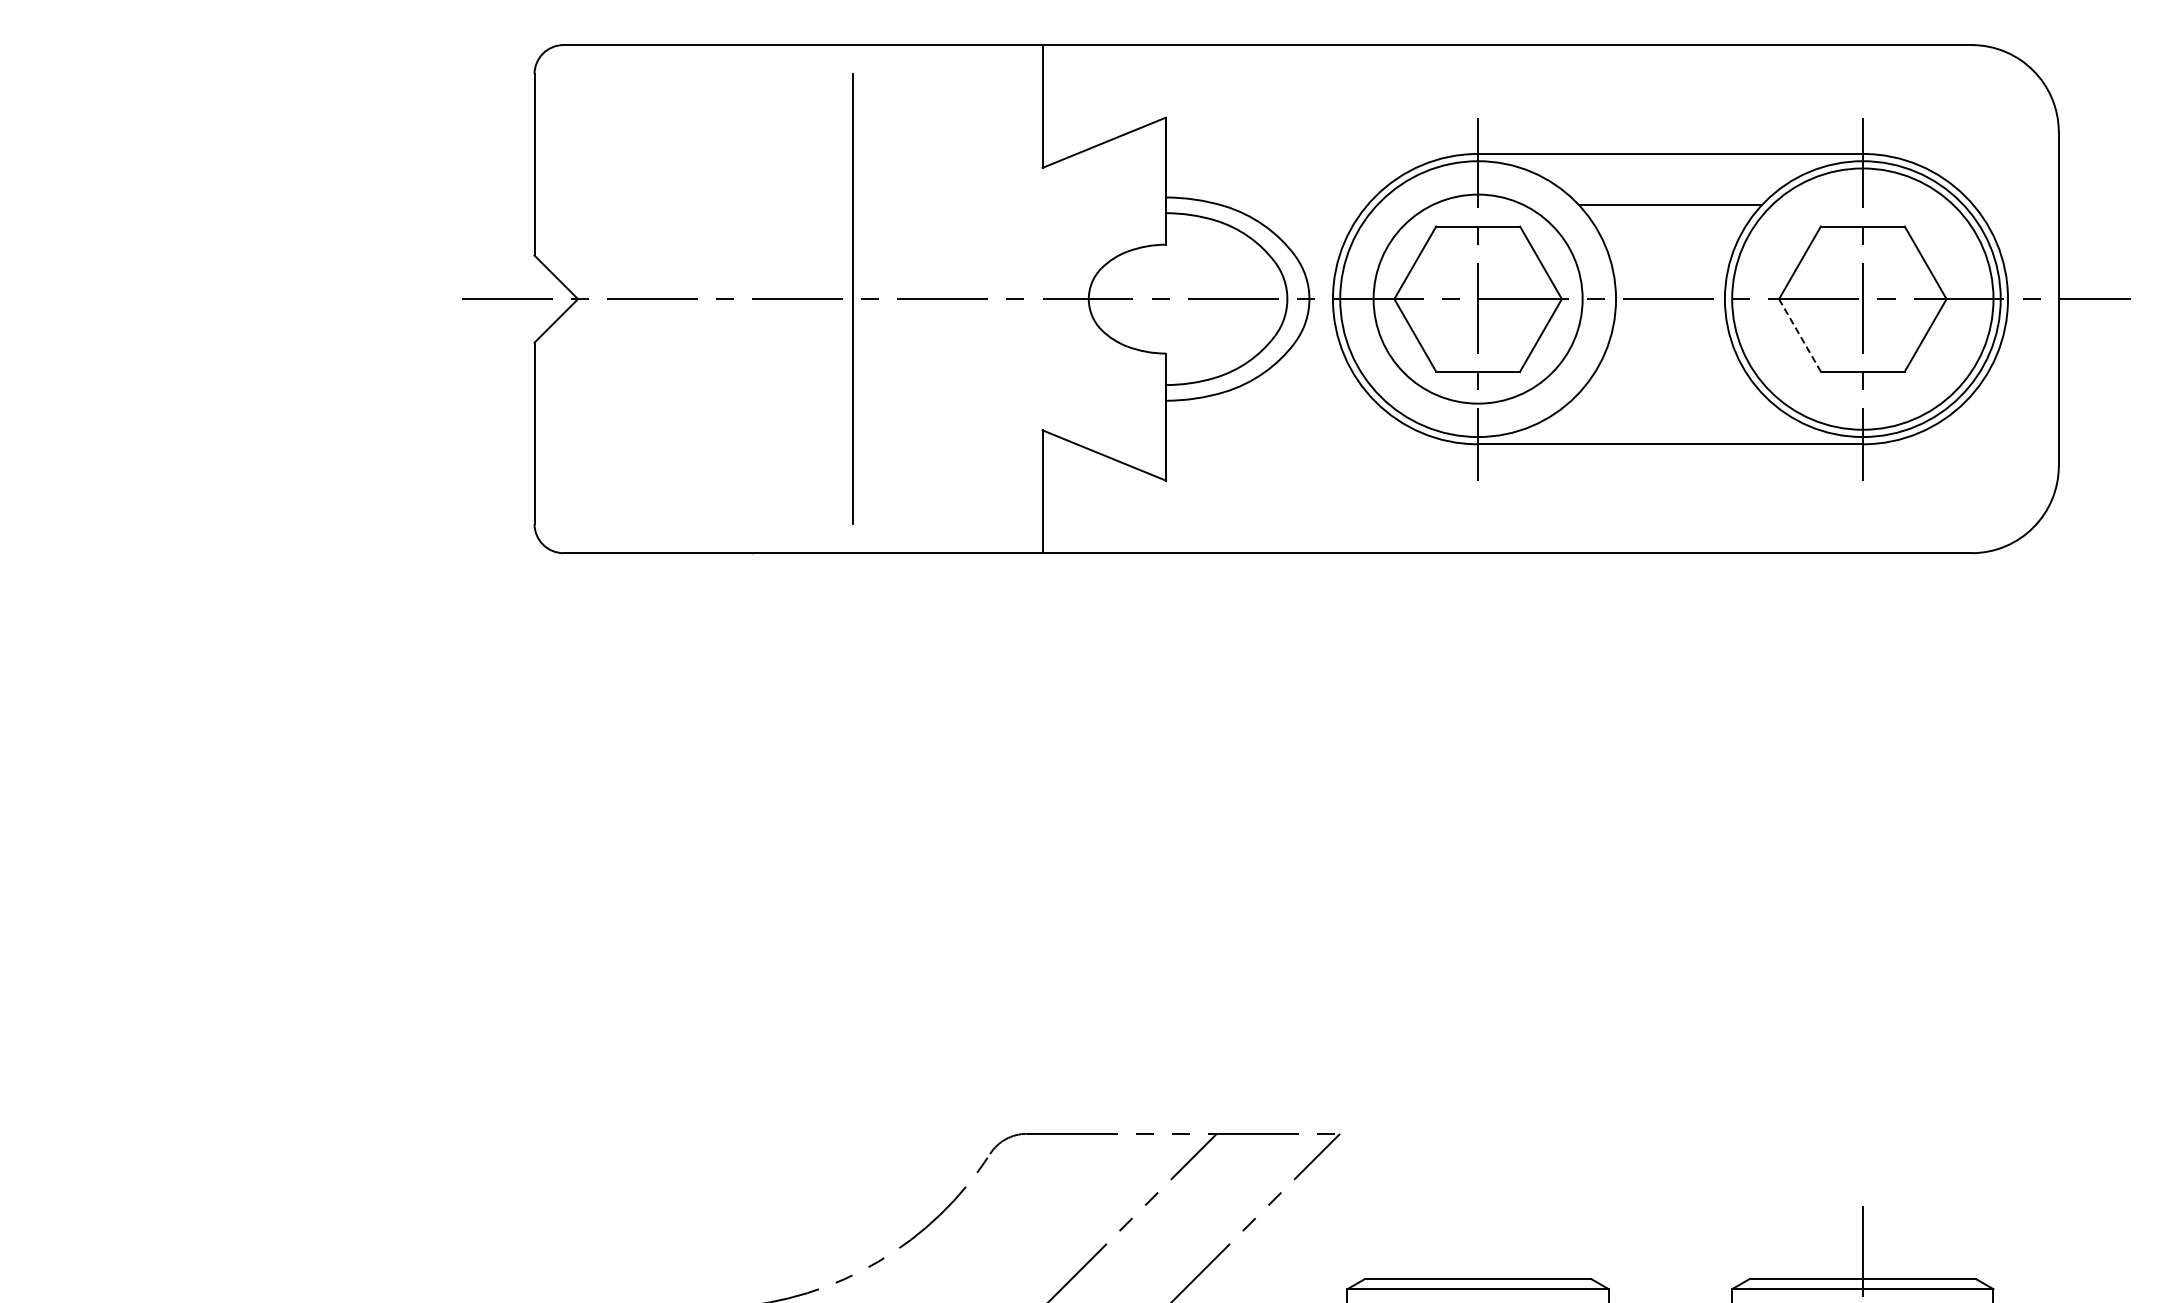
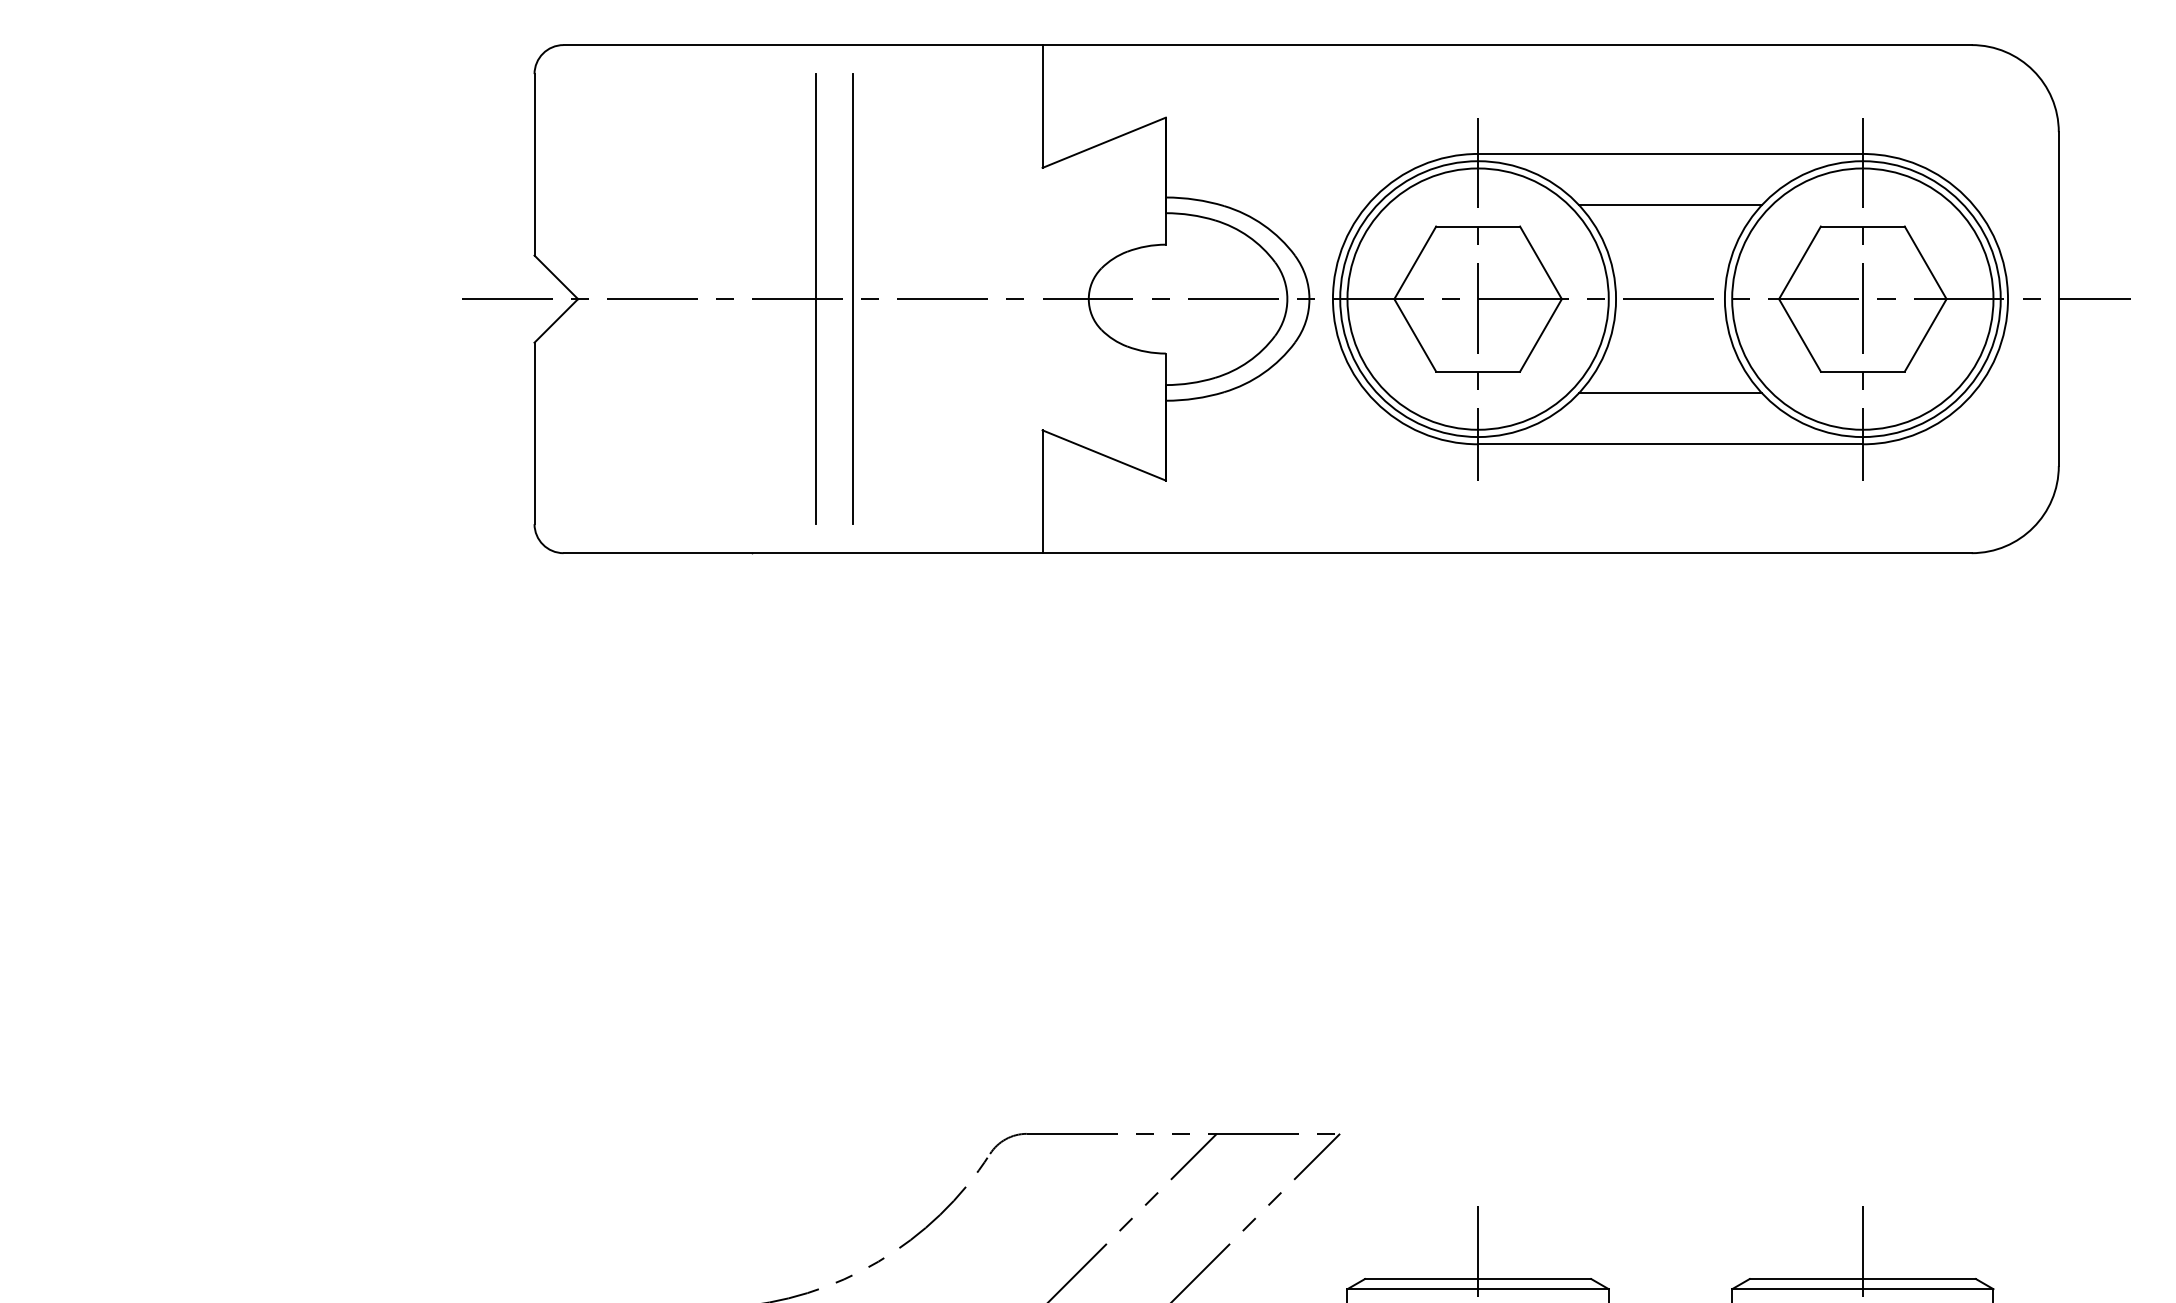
circle diameter: 209 px -> 261 px (1477, 298)
line: none -> present (815, 299)
line: dashed -> solid (1799, 335)
line: none -> present (1670, 393)
line: none -> present (1478, 1252)
